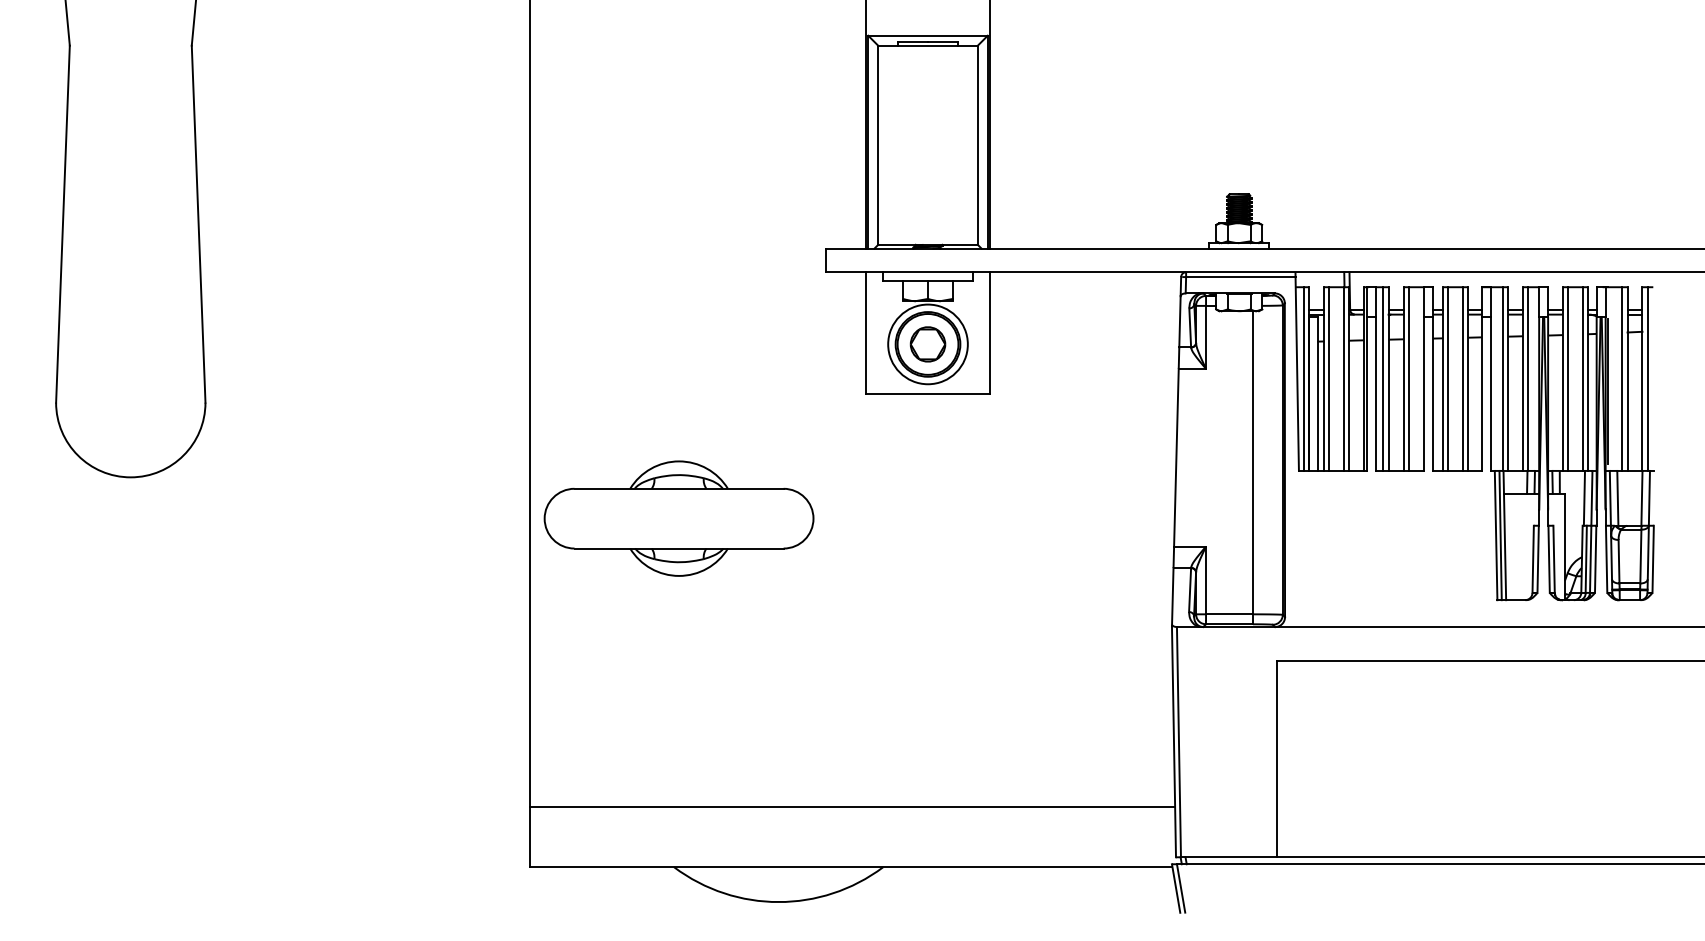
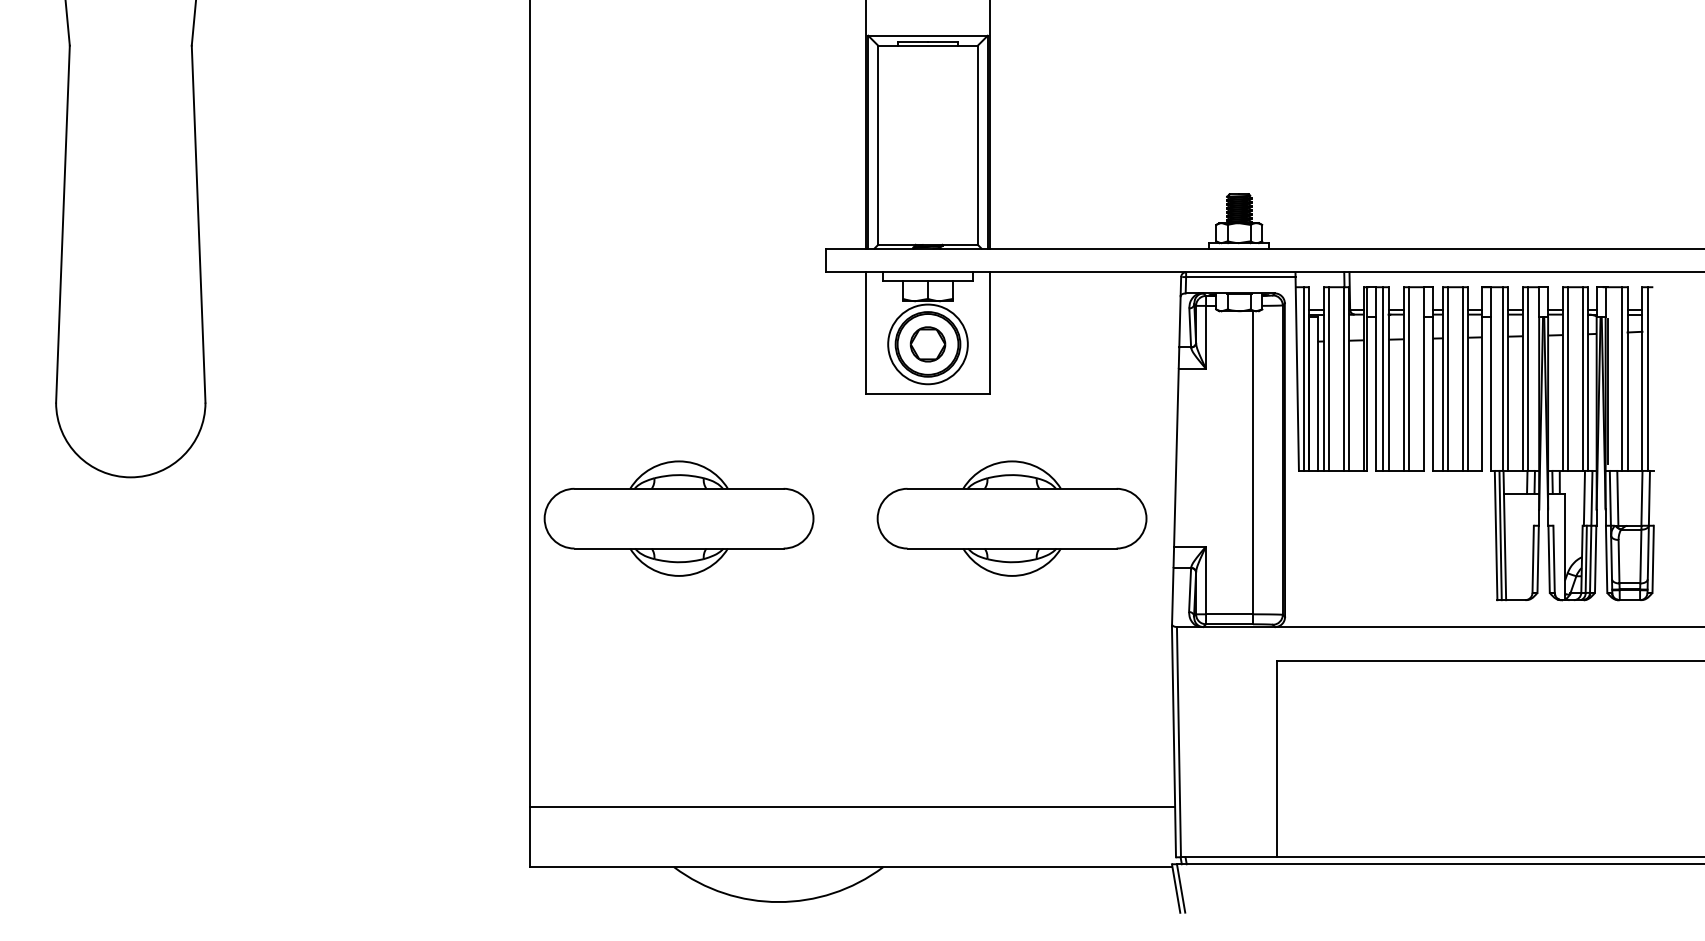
part: none -> present (1011, 518)
